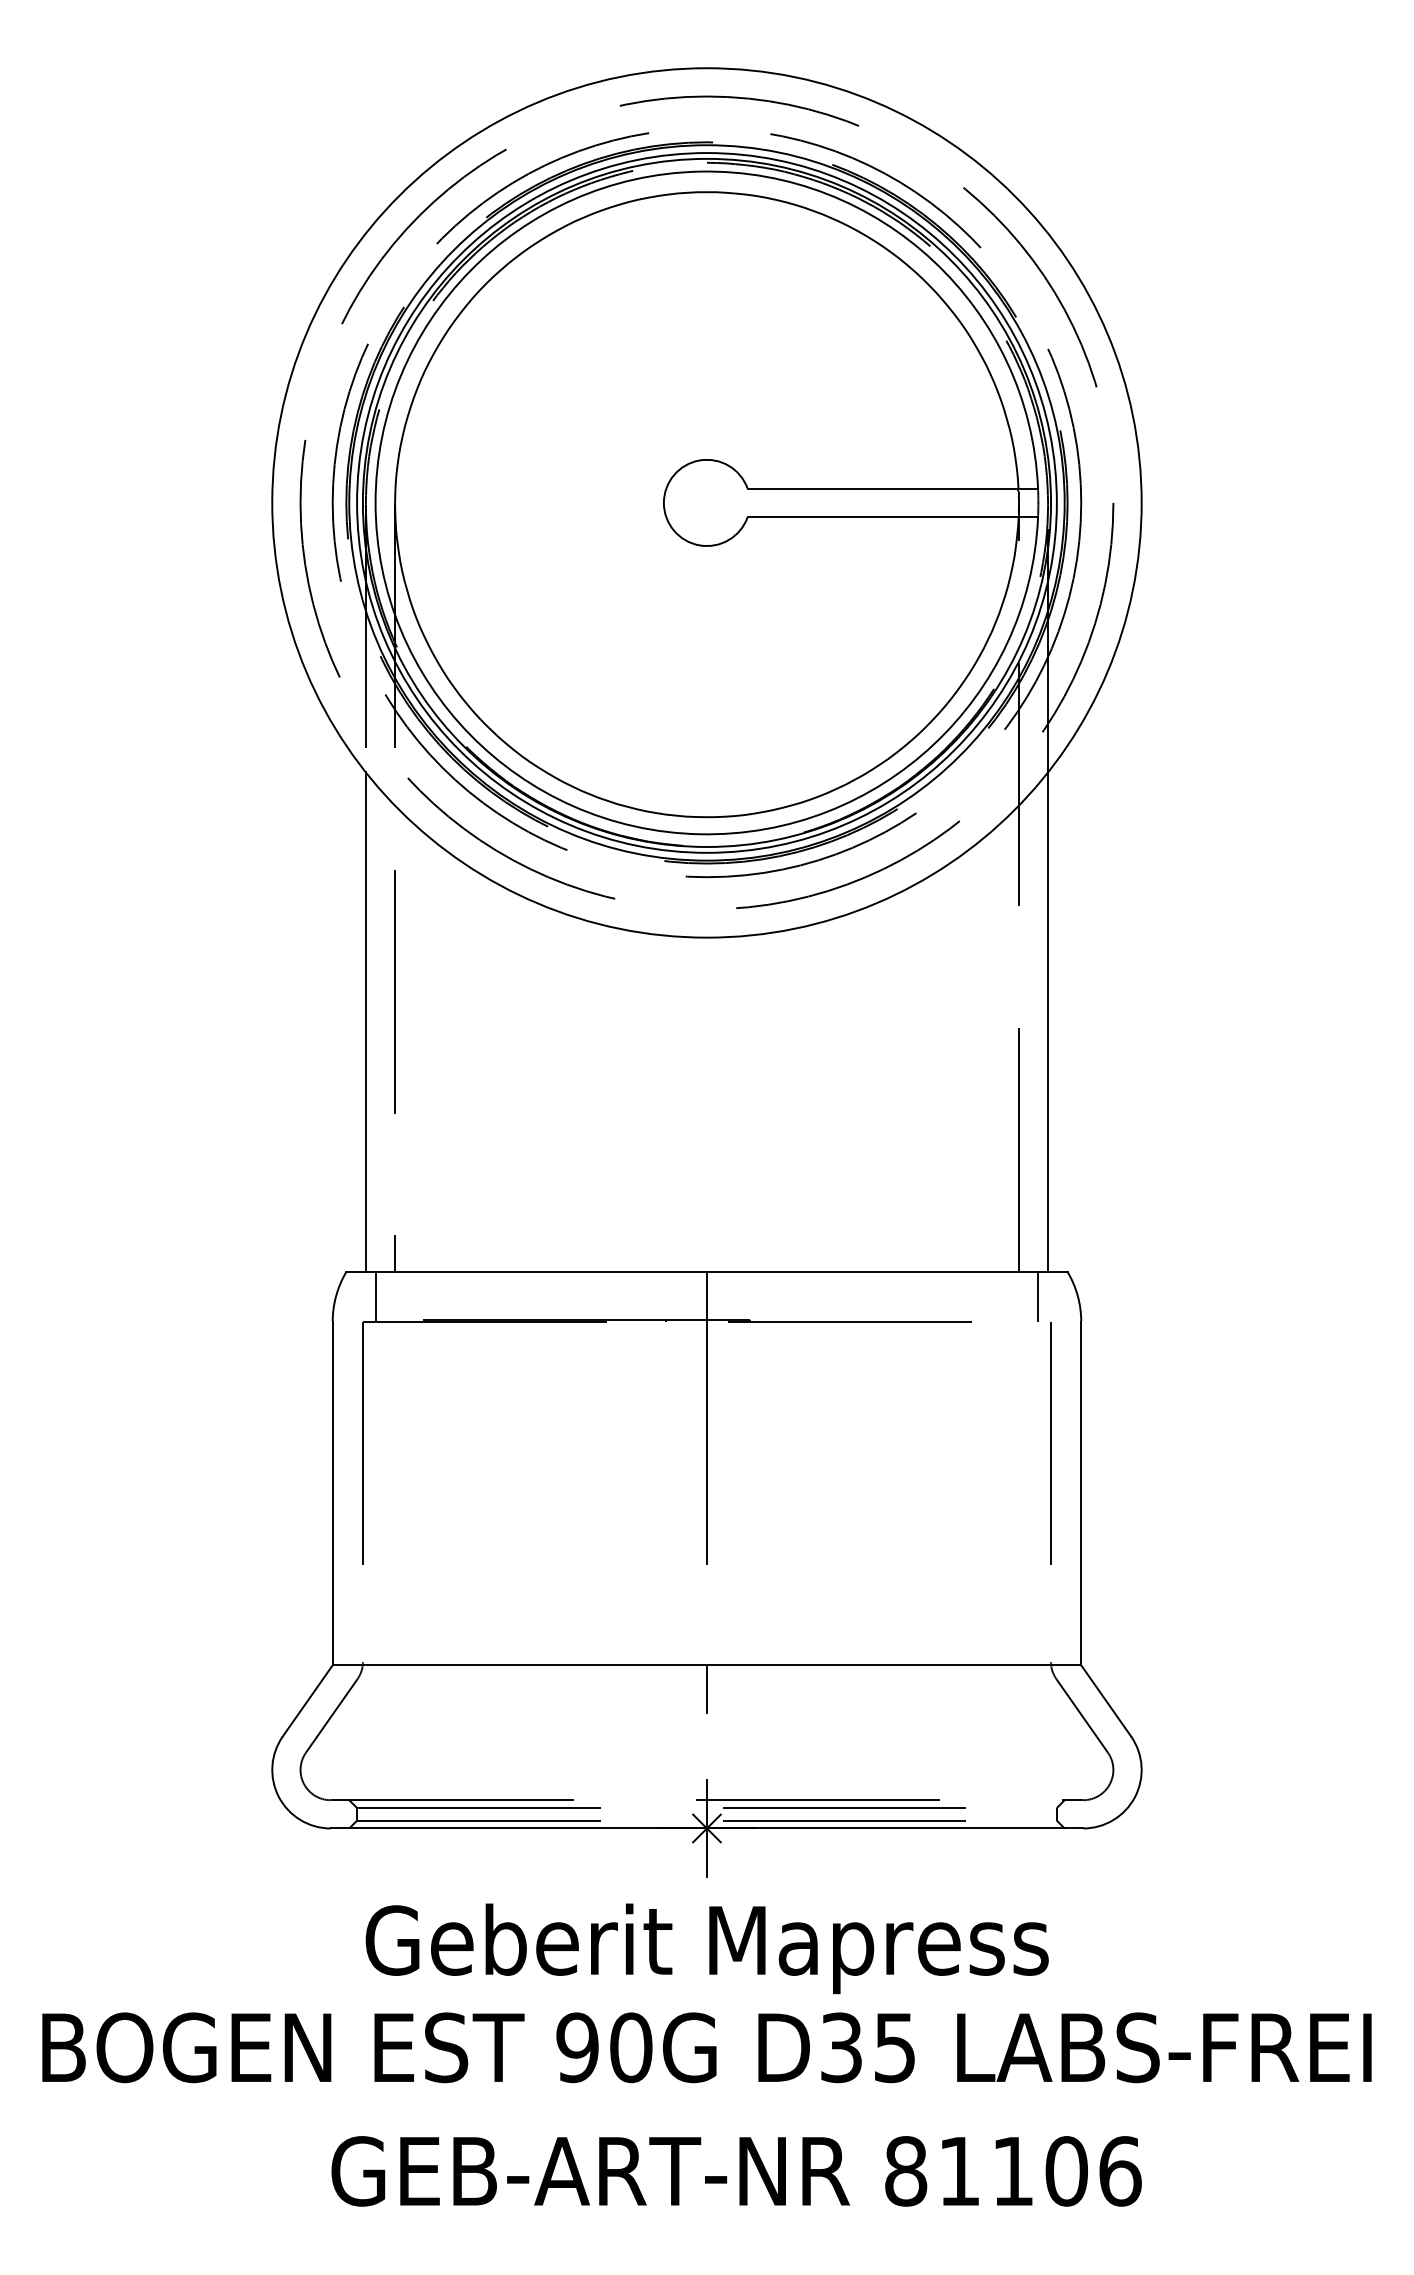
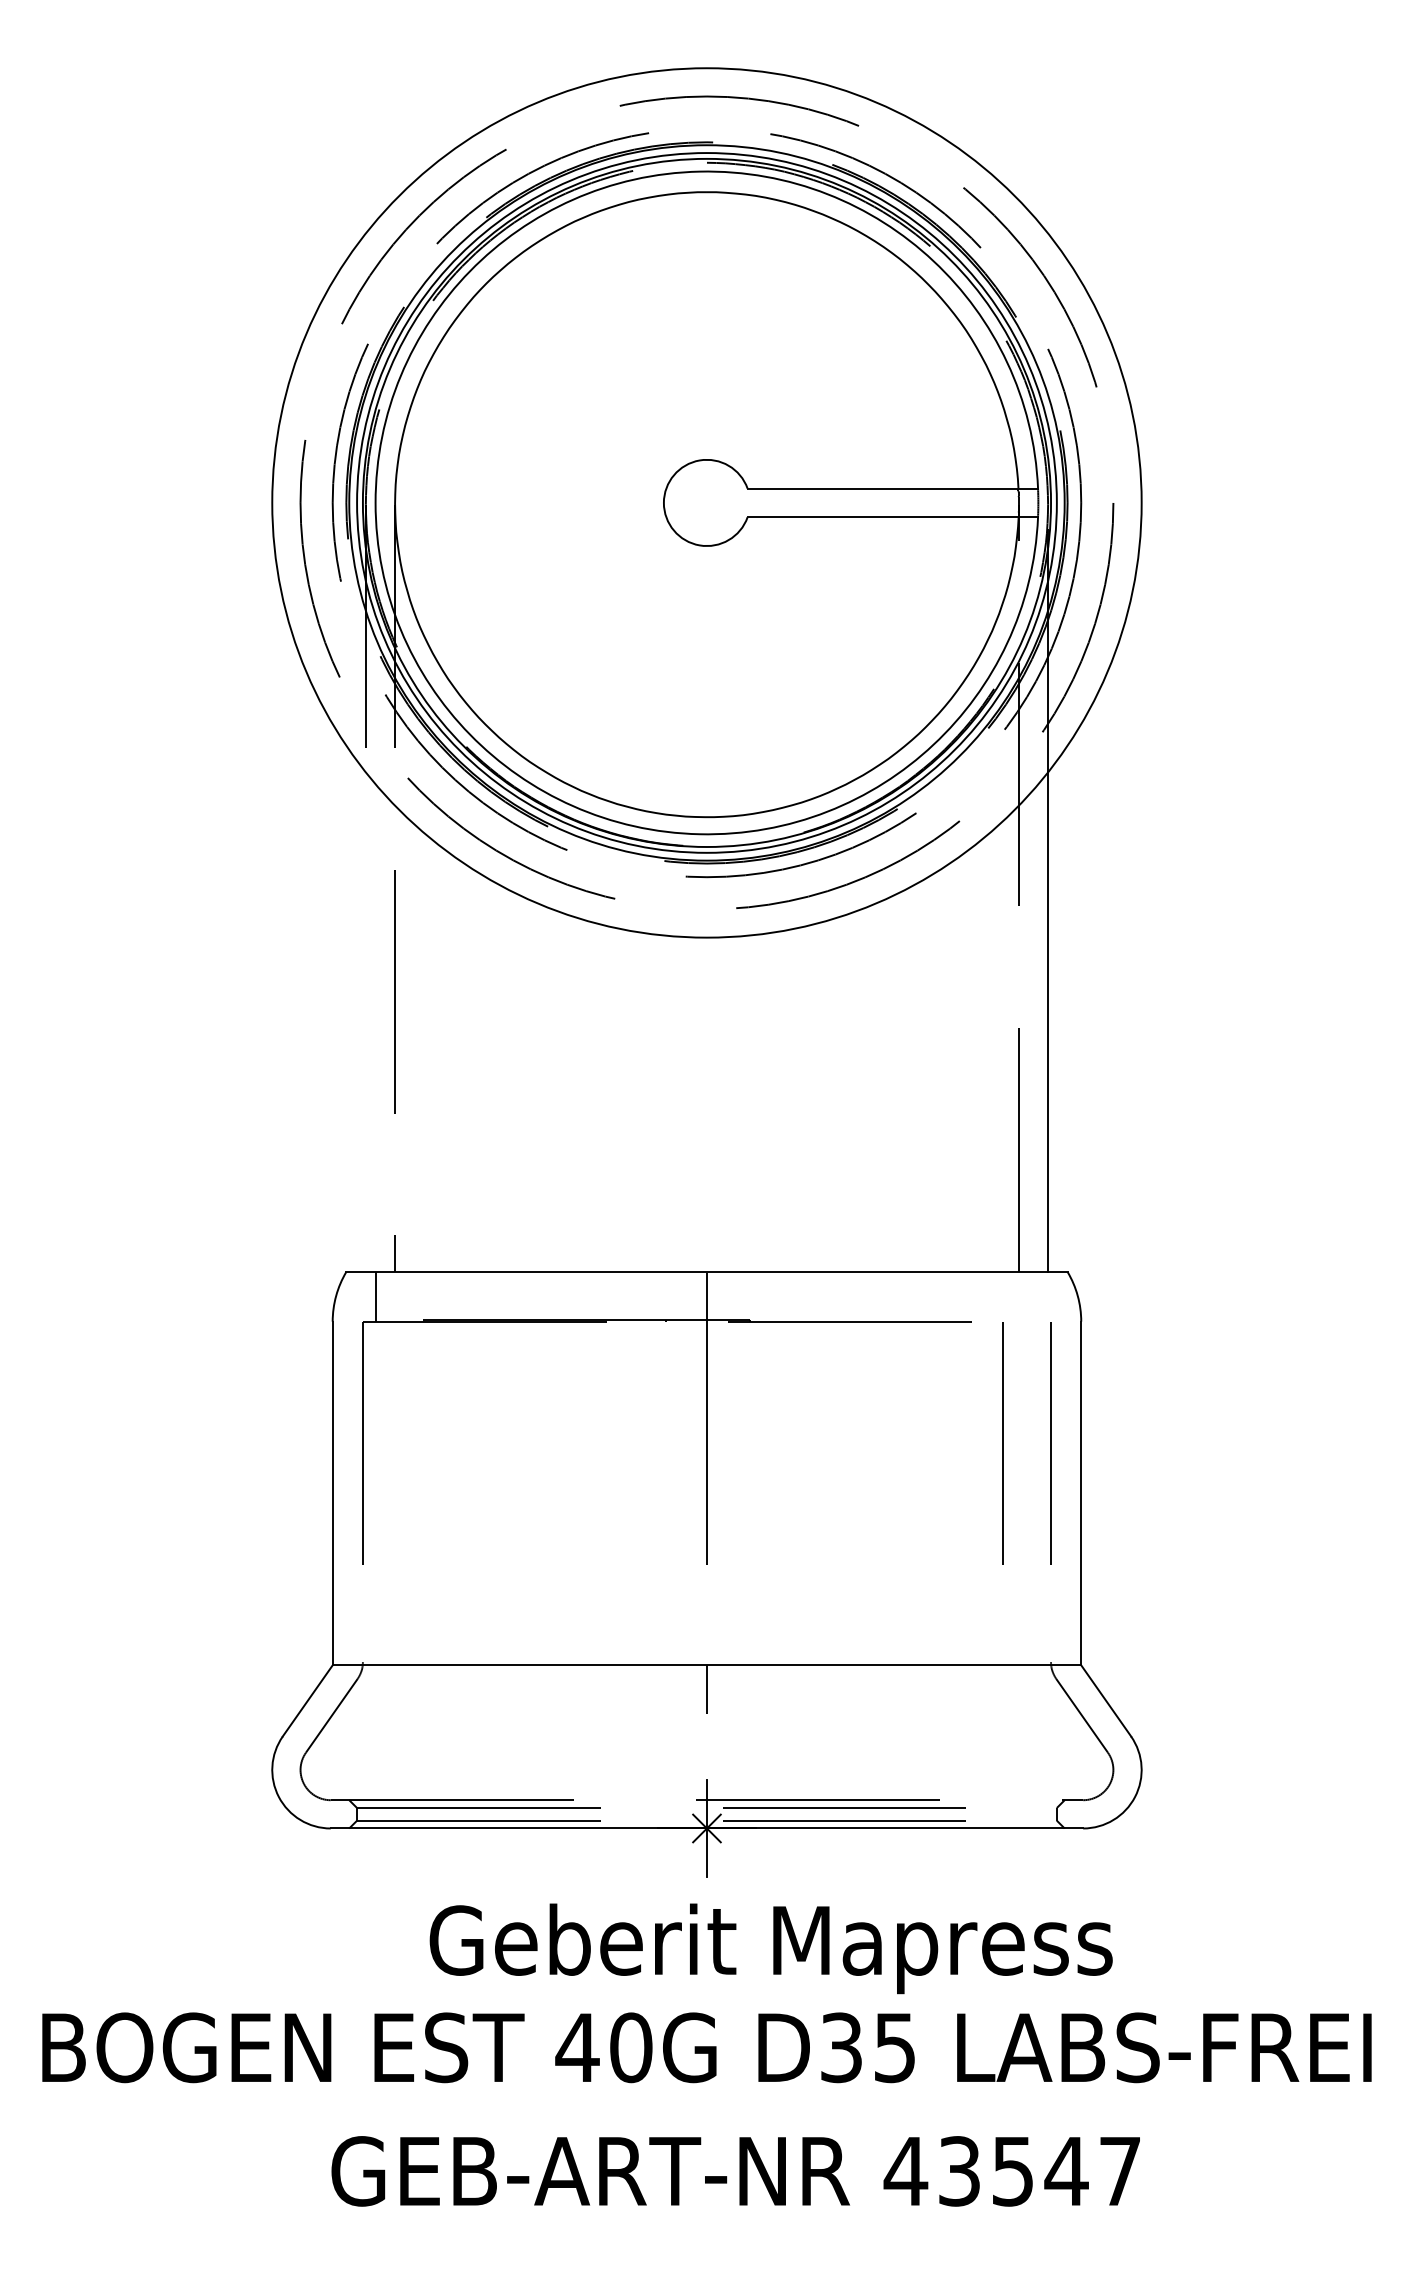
line: present -> none (365, 1021)
line: present -> none (1038, 1296)
line: none -> present (1002, 1443)
text position: (706, 1948) -> (770, 1948) (770, 1948)
text: 90G -> 40G (577, 2047)
text: 81106 -> 43547 (1012, 2171)
